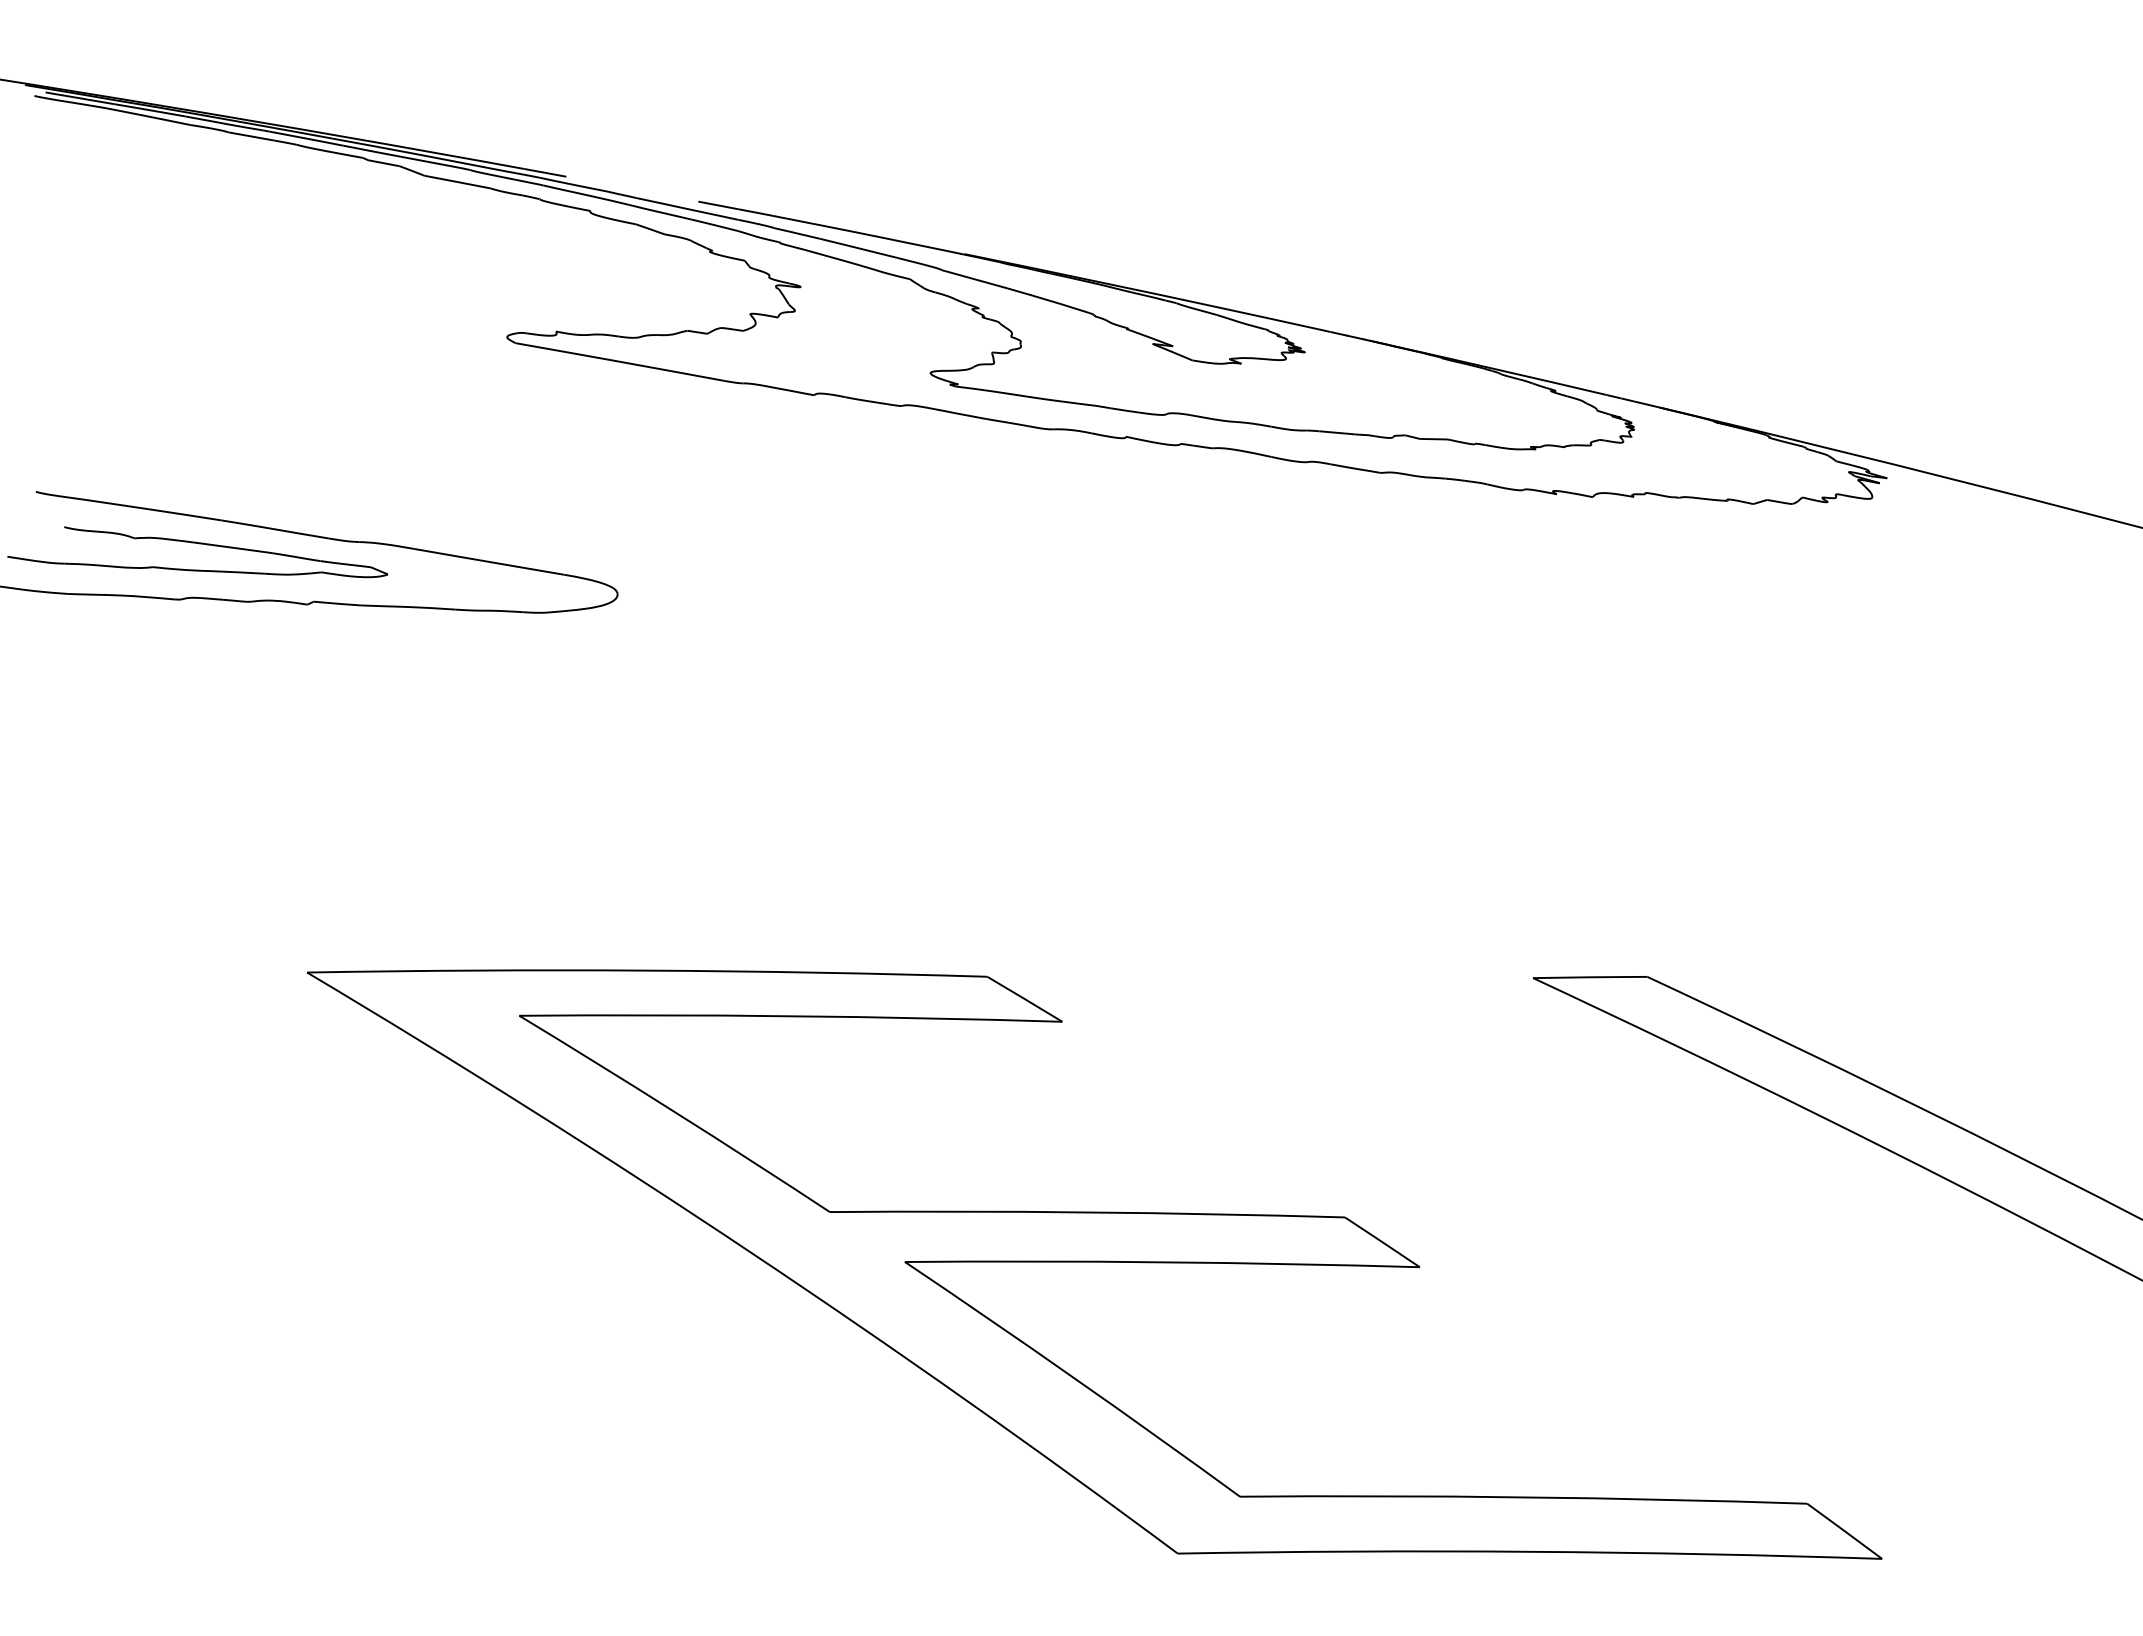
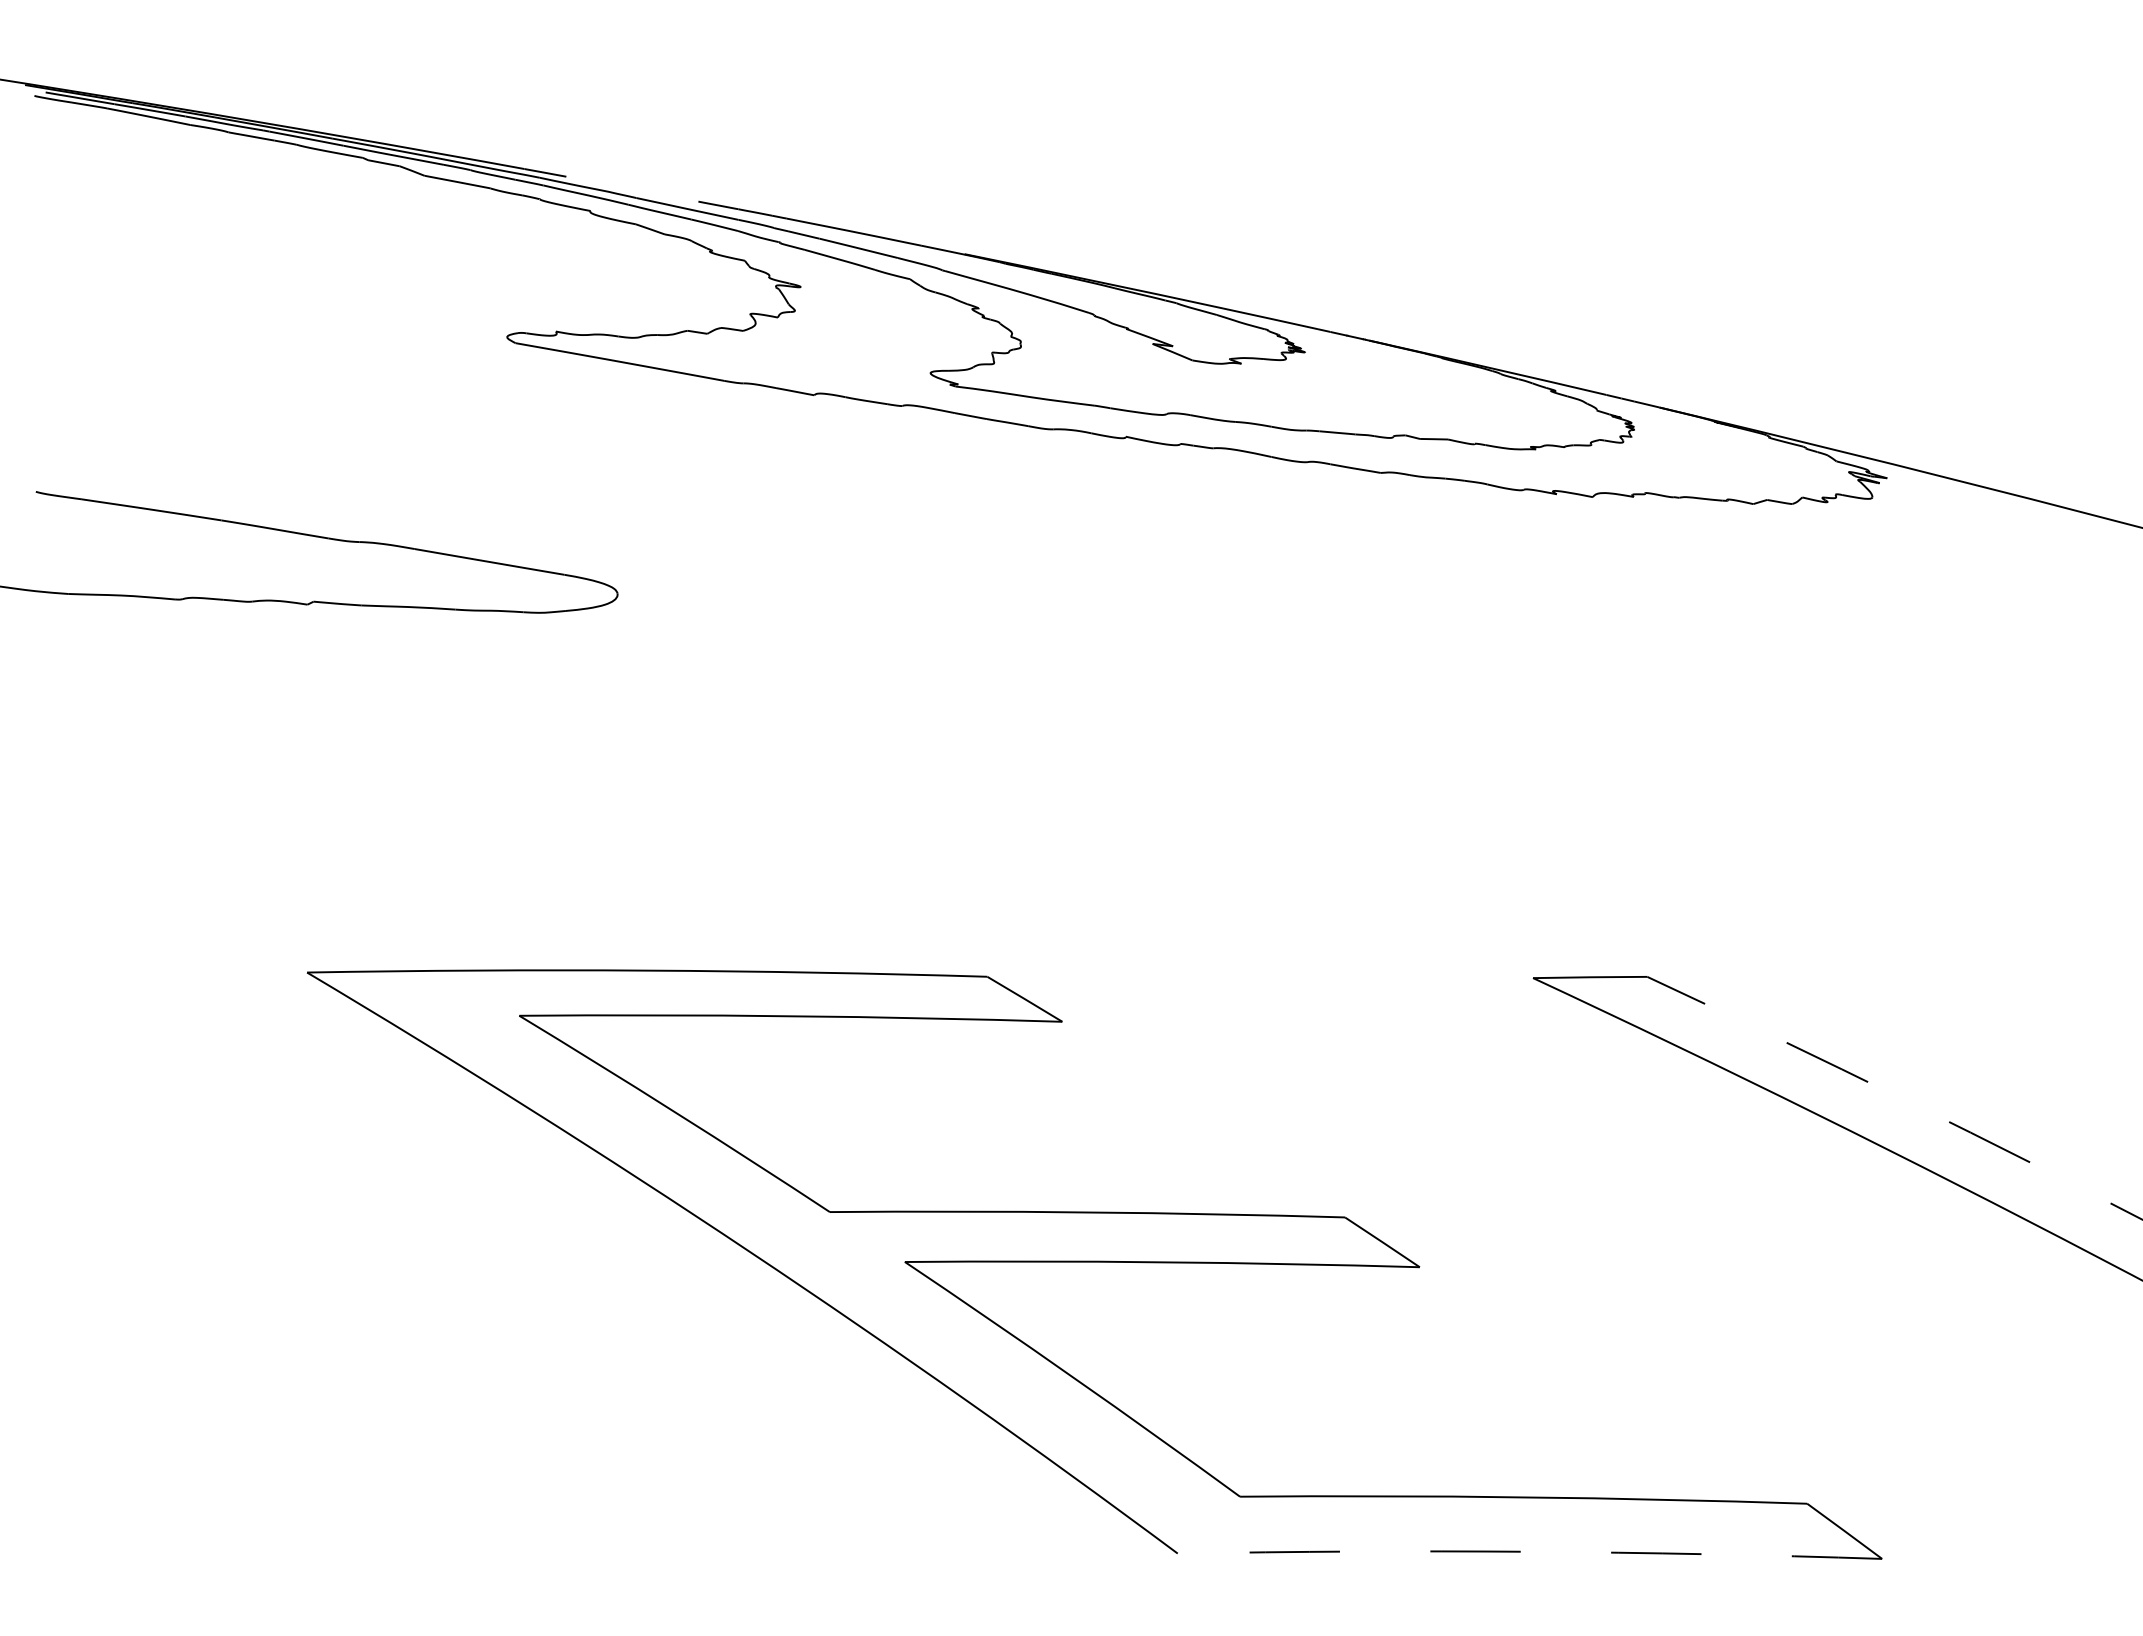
part: present -> none (199, 544)
arc: solid -> dashed (1896, 1096)
arc: solid -> dashed (1530, 1551)
